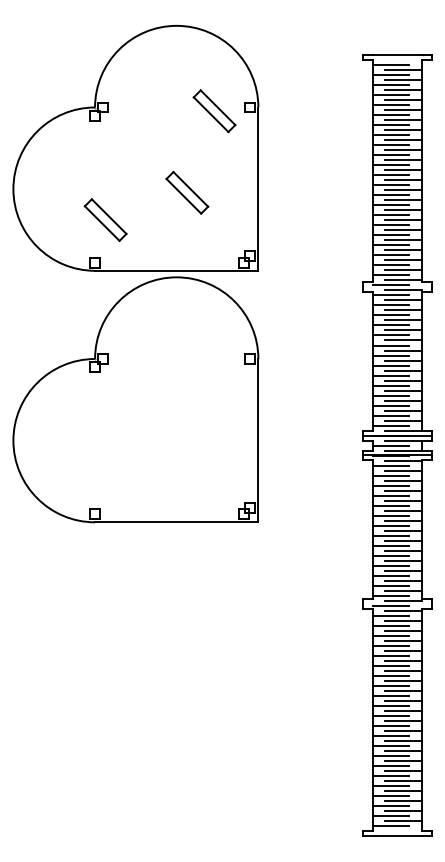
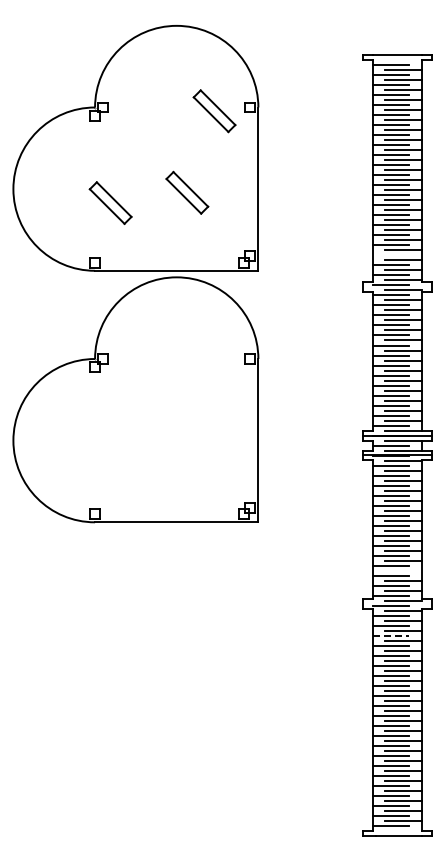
part position: (105, 219) -> (110, 202) (110, 202)
line: present -> none (390, 255)
line: present -> none (402, 570)
line: solid -> dashed (391, 636)
